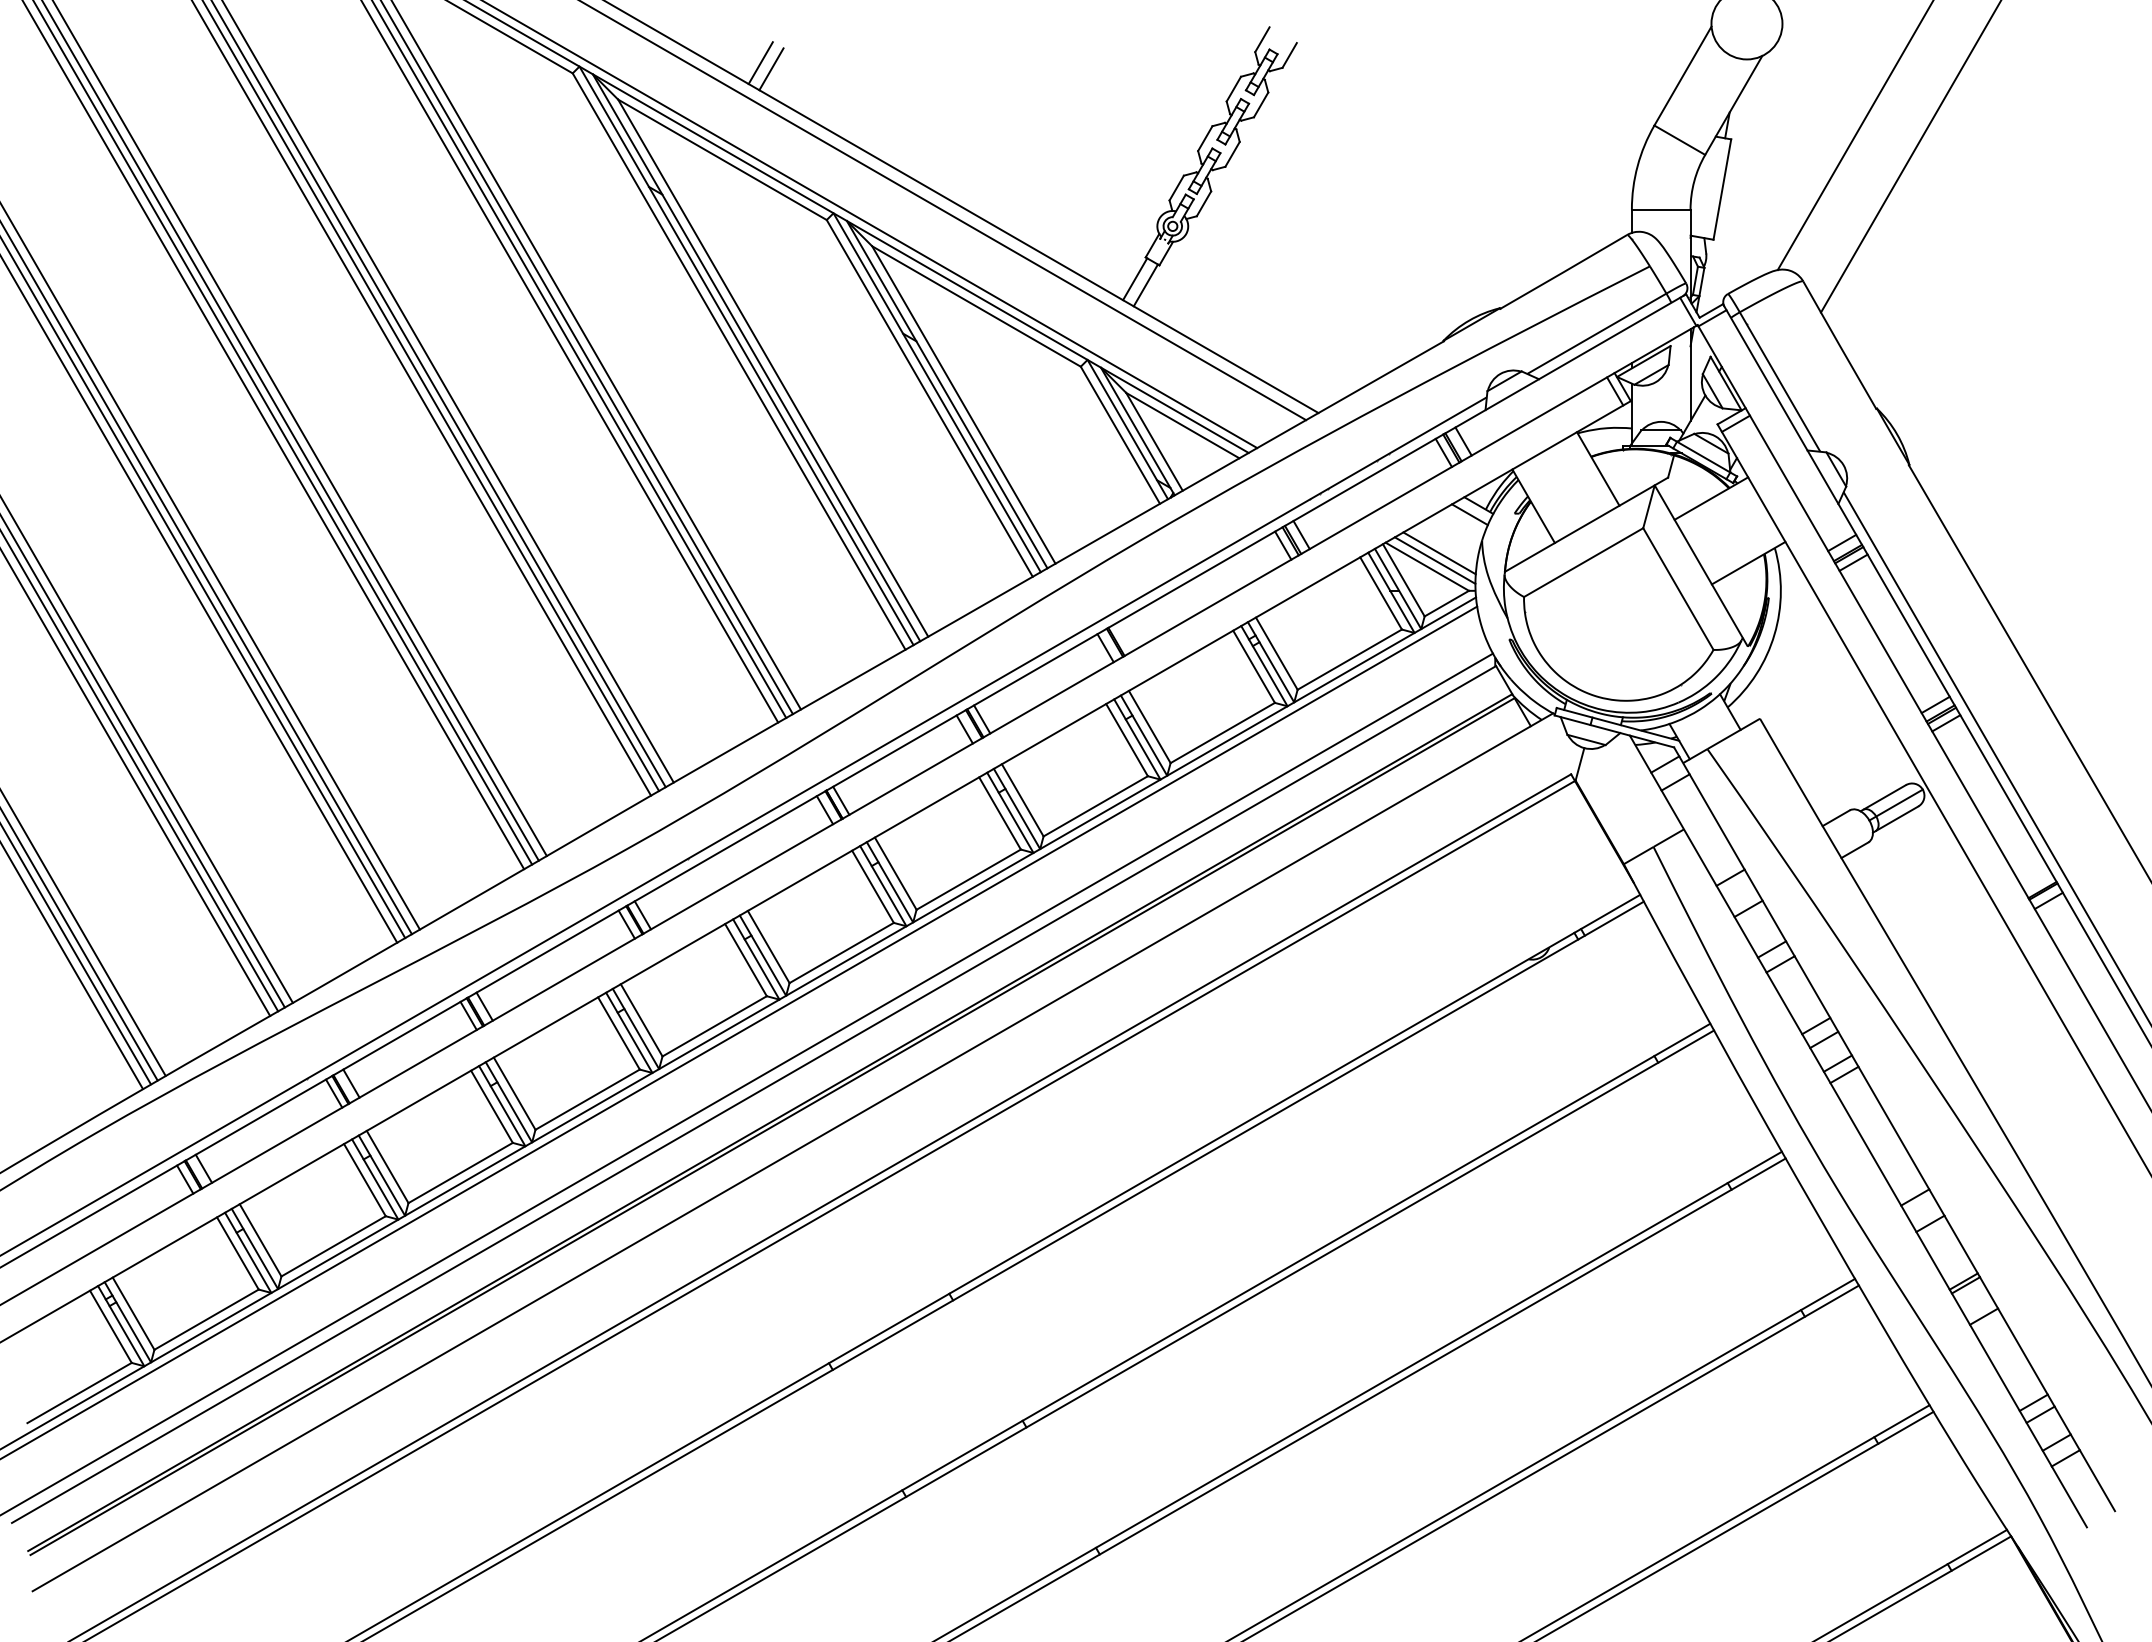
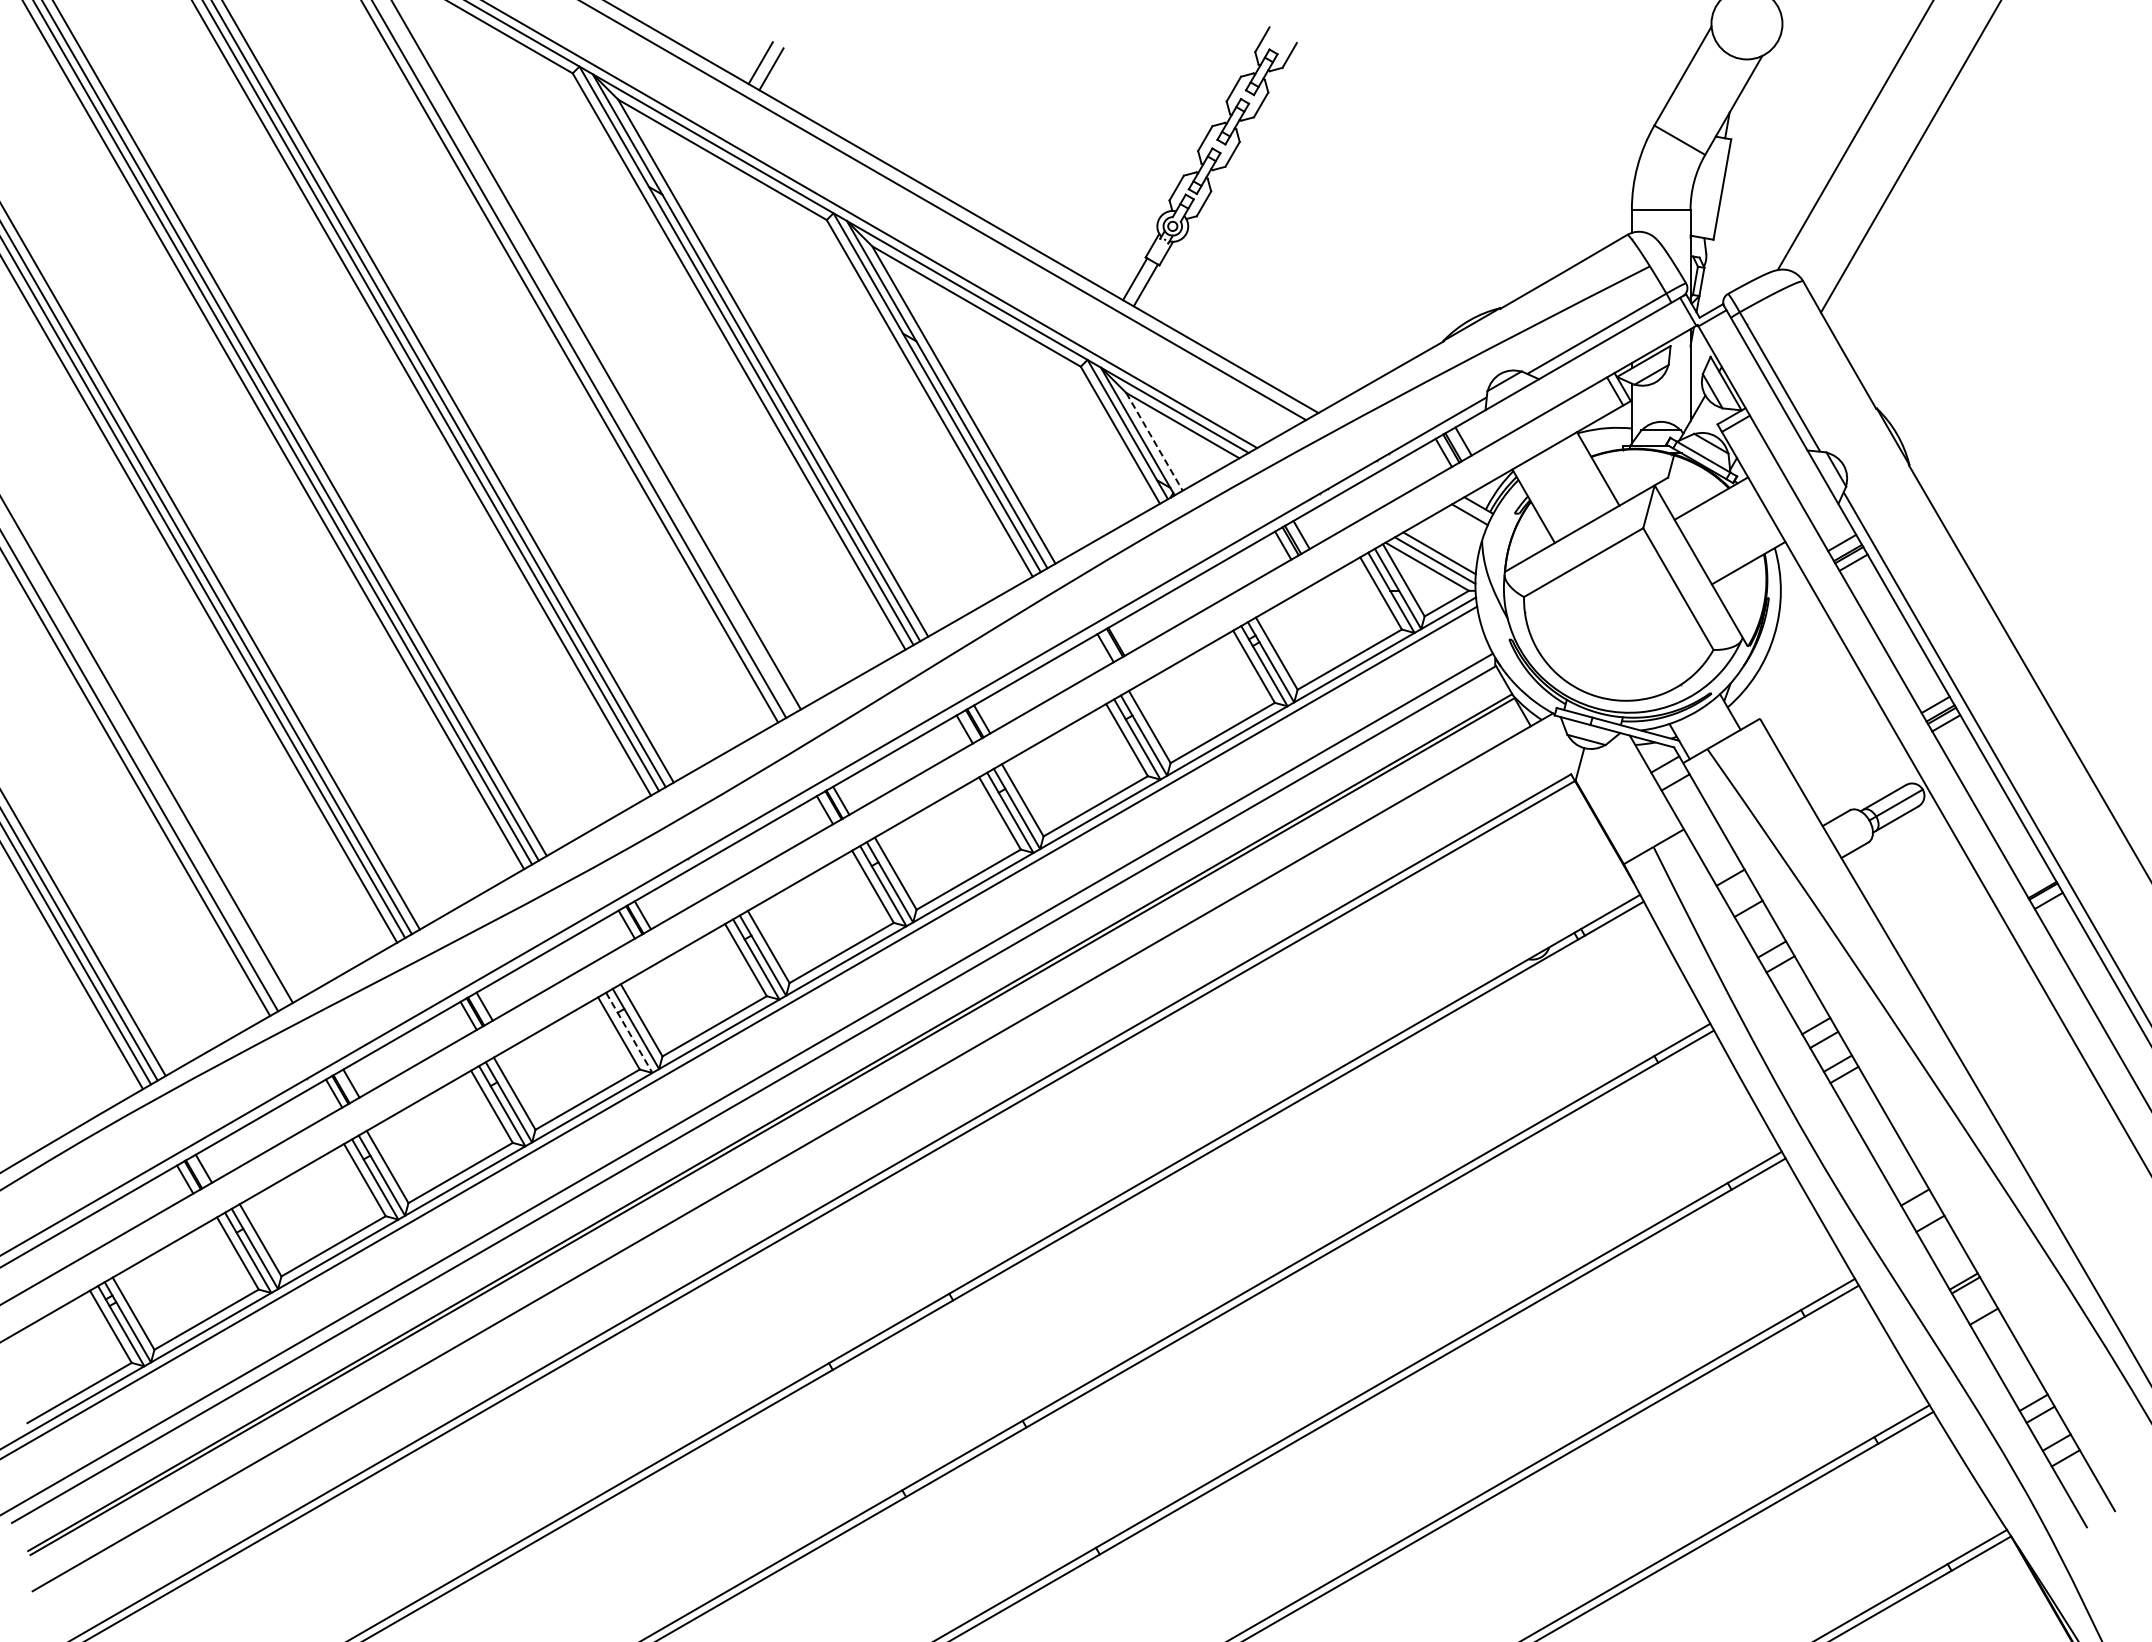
line: present -> none (586, 358)
line: solid -> dashed (1154, 442)
line: present -> none (143, 762)
line: solid -> dashed (629, 1033)
